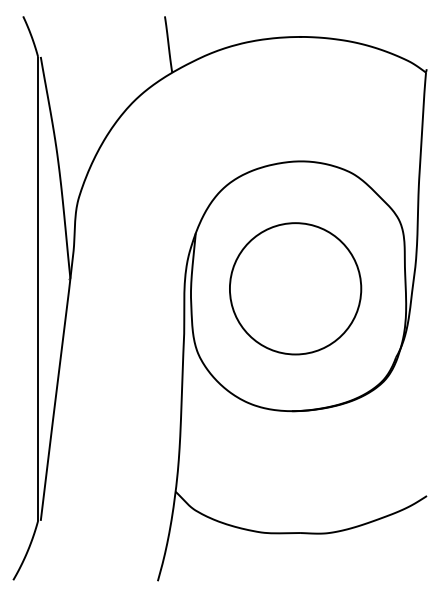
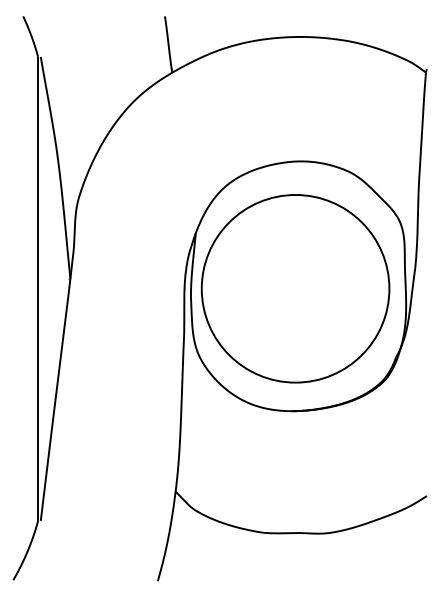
circle diameter: 131 px -> 188 px (295, 288)
